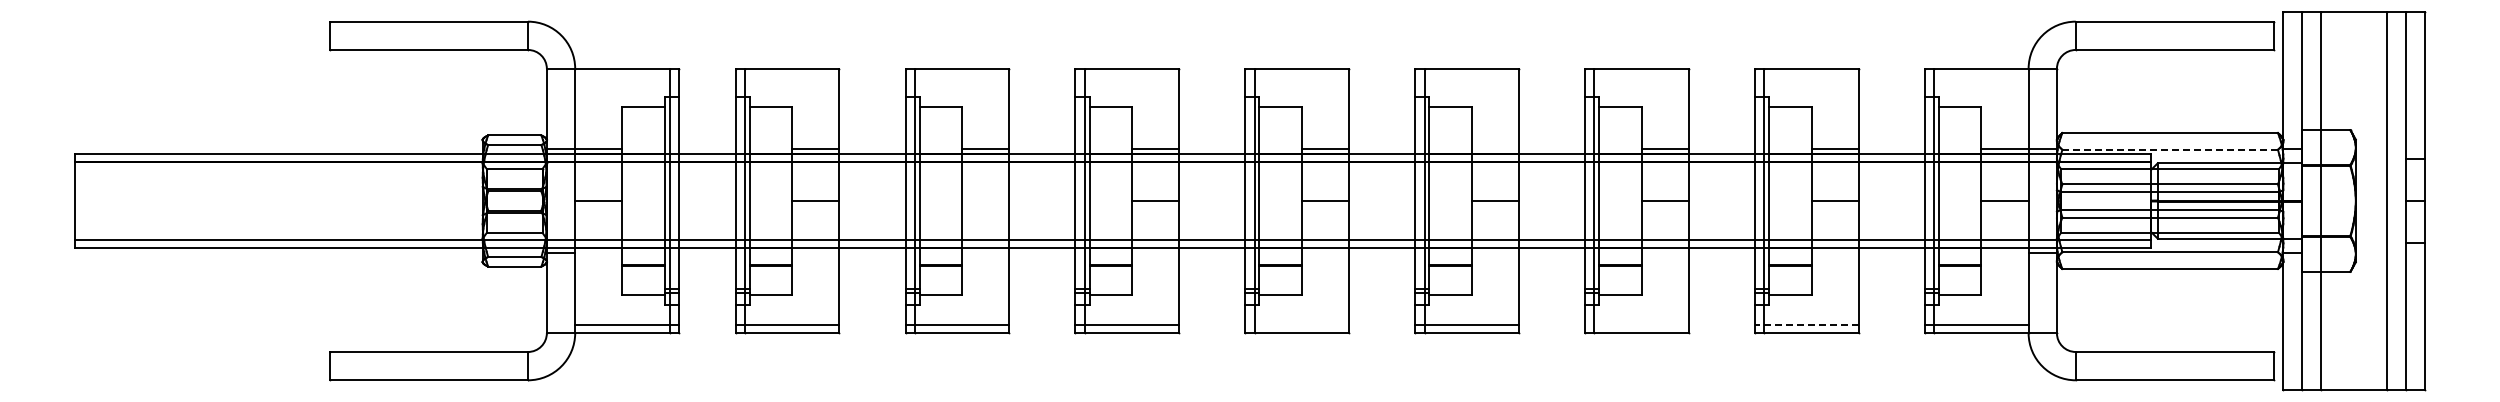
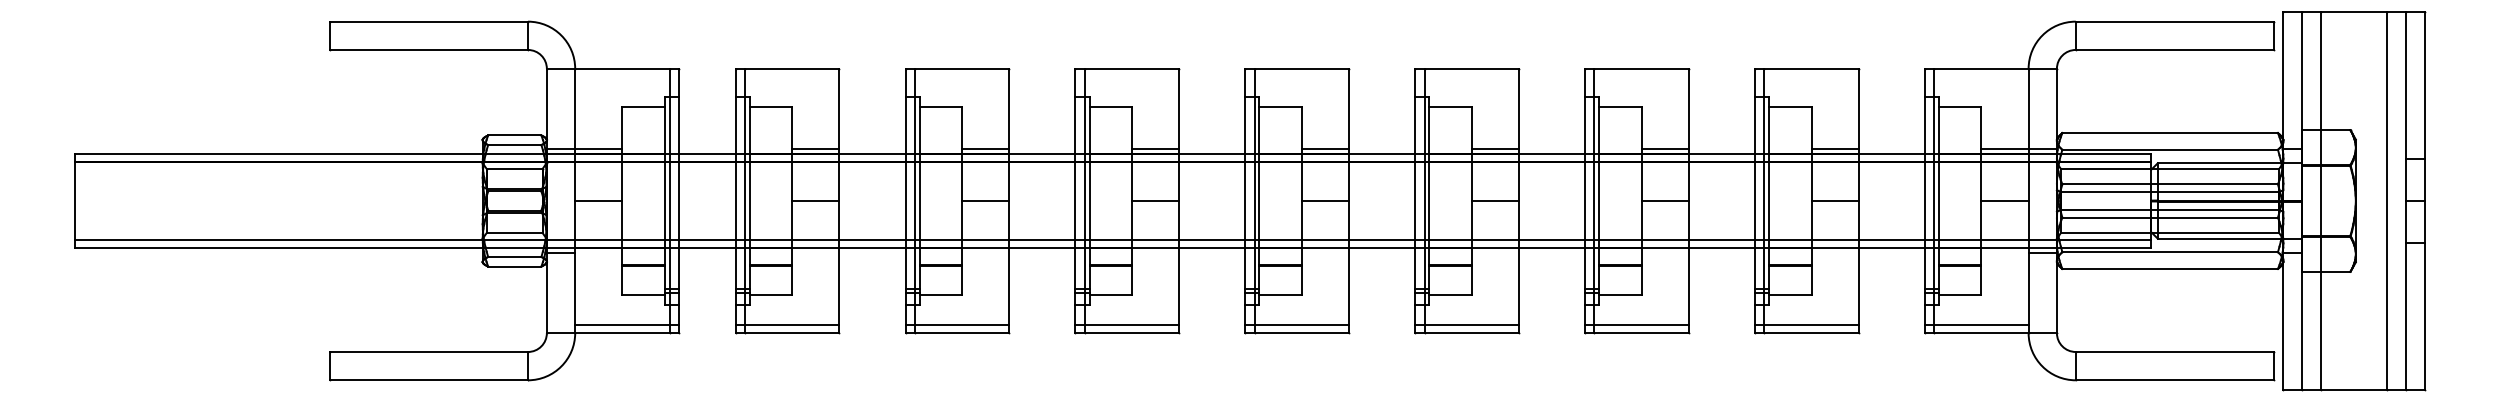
line: none -> present (1494, 149)
line: dashed -> solid (2170, 149)
line: none -> present (985, 200)
line: none -> present (1297, 324)
line: none -> present (1636, 324)
line: dashed -> solid (1806, 324)
